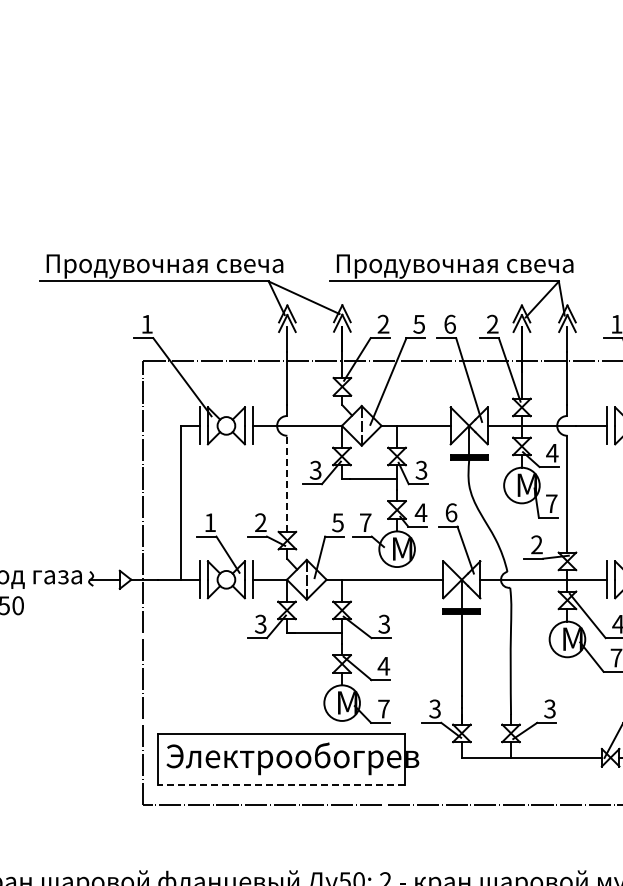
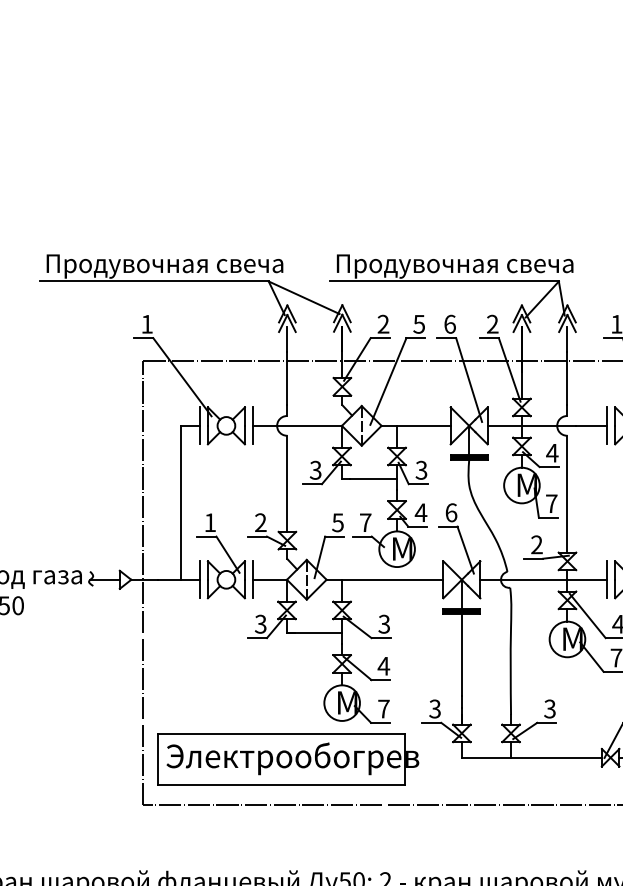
line: dashed -> solid (287, 483)
line: dashed -> solid (280, 784)
